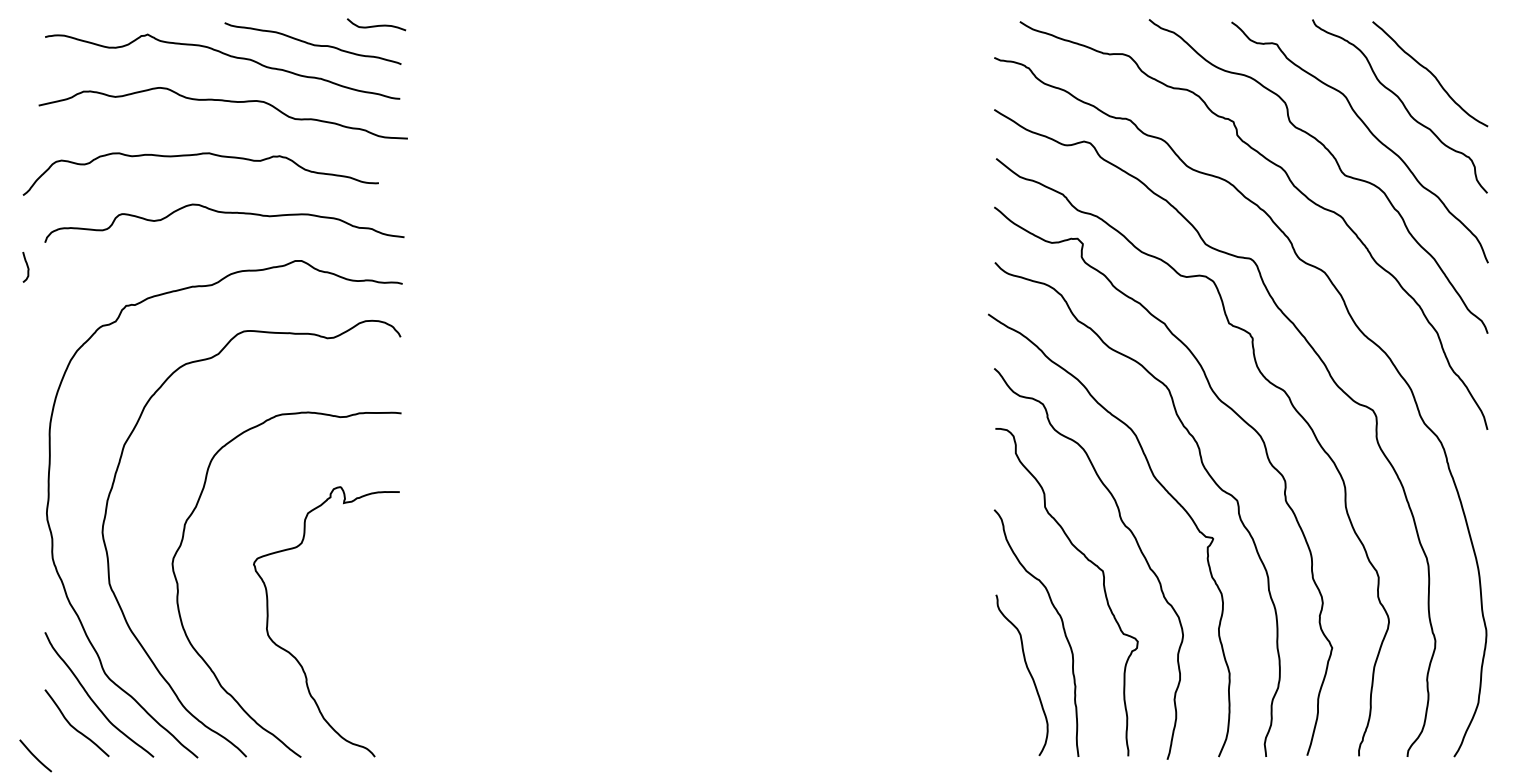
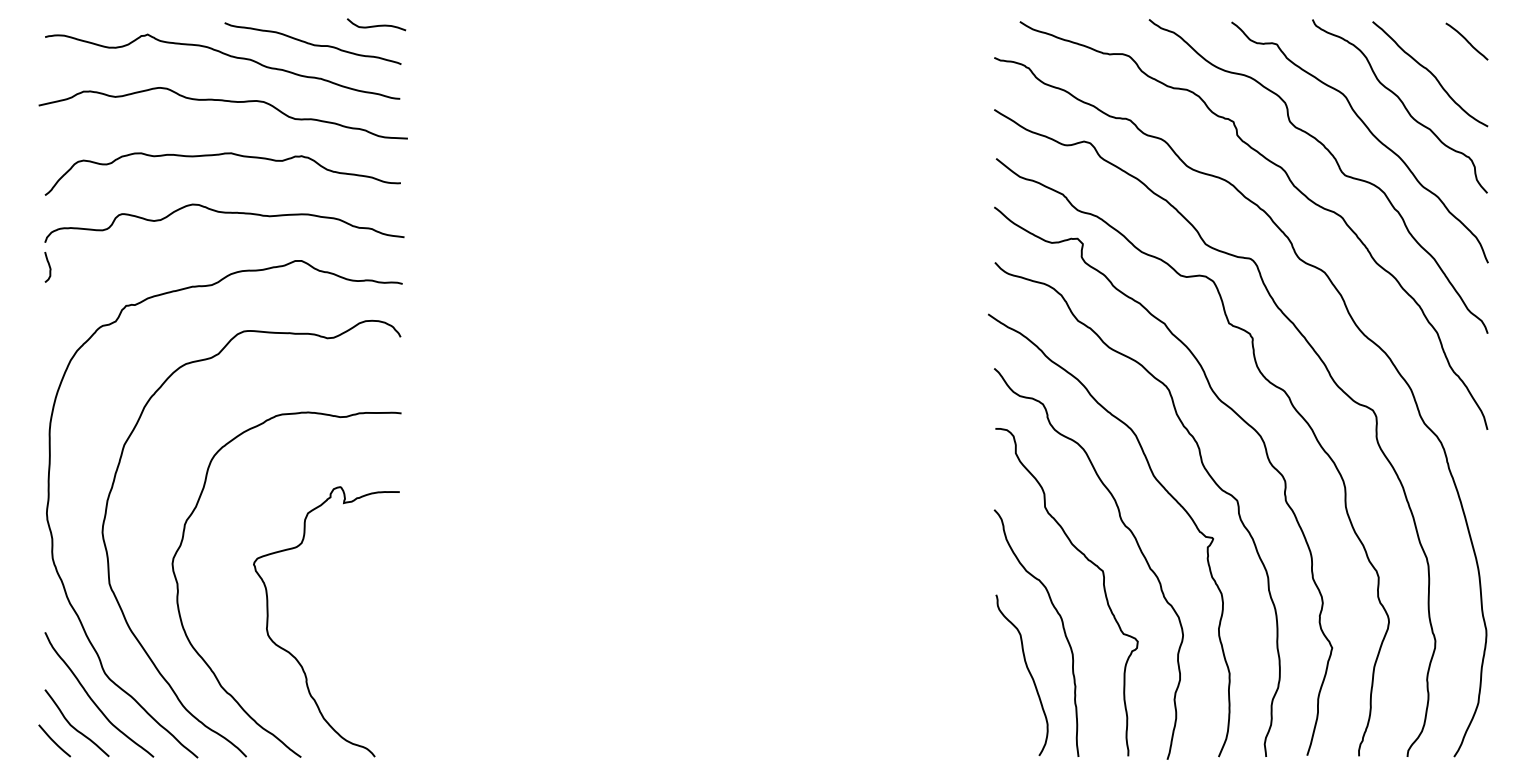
curve: none -> present (1466, 41)
curve position: (198, 155) -> (220, 155) (220, 155)
curve position: (26, 266) -> (48, 266) (48, 266)
line position: (35, 755) -> (54, 740) (54, 740)
